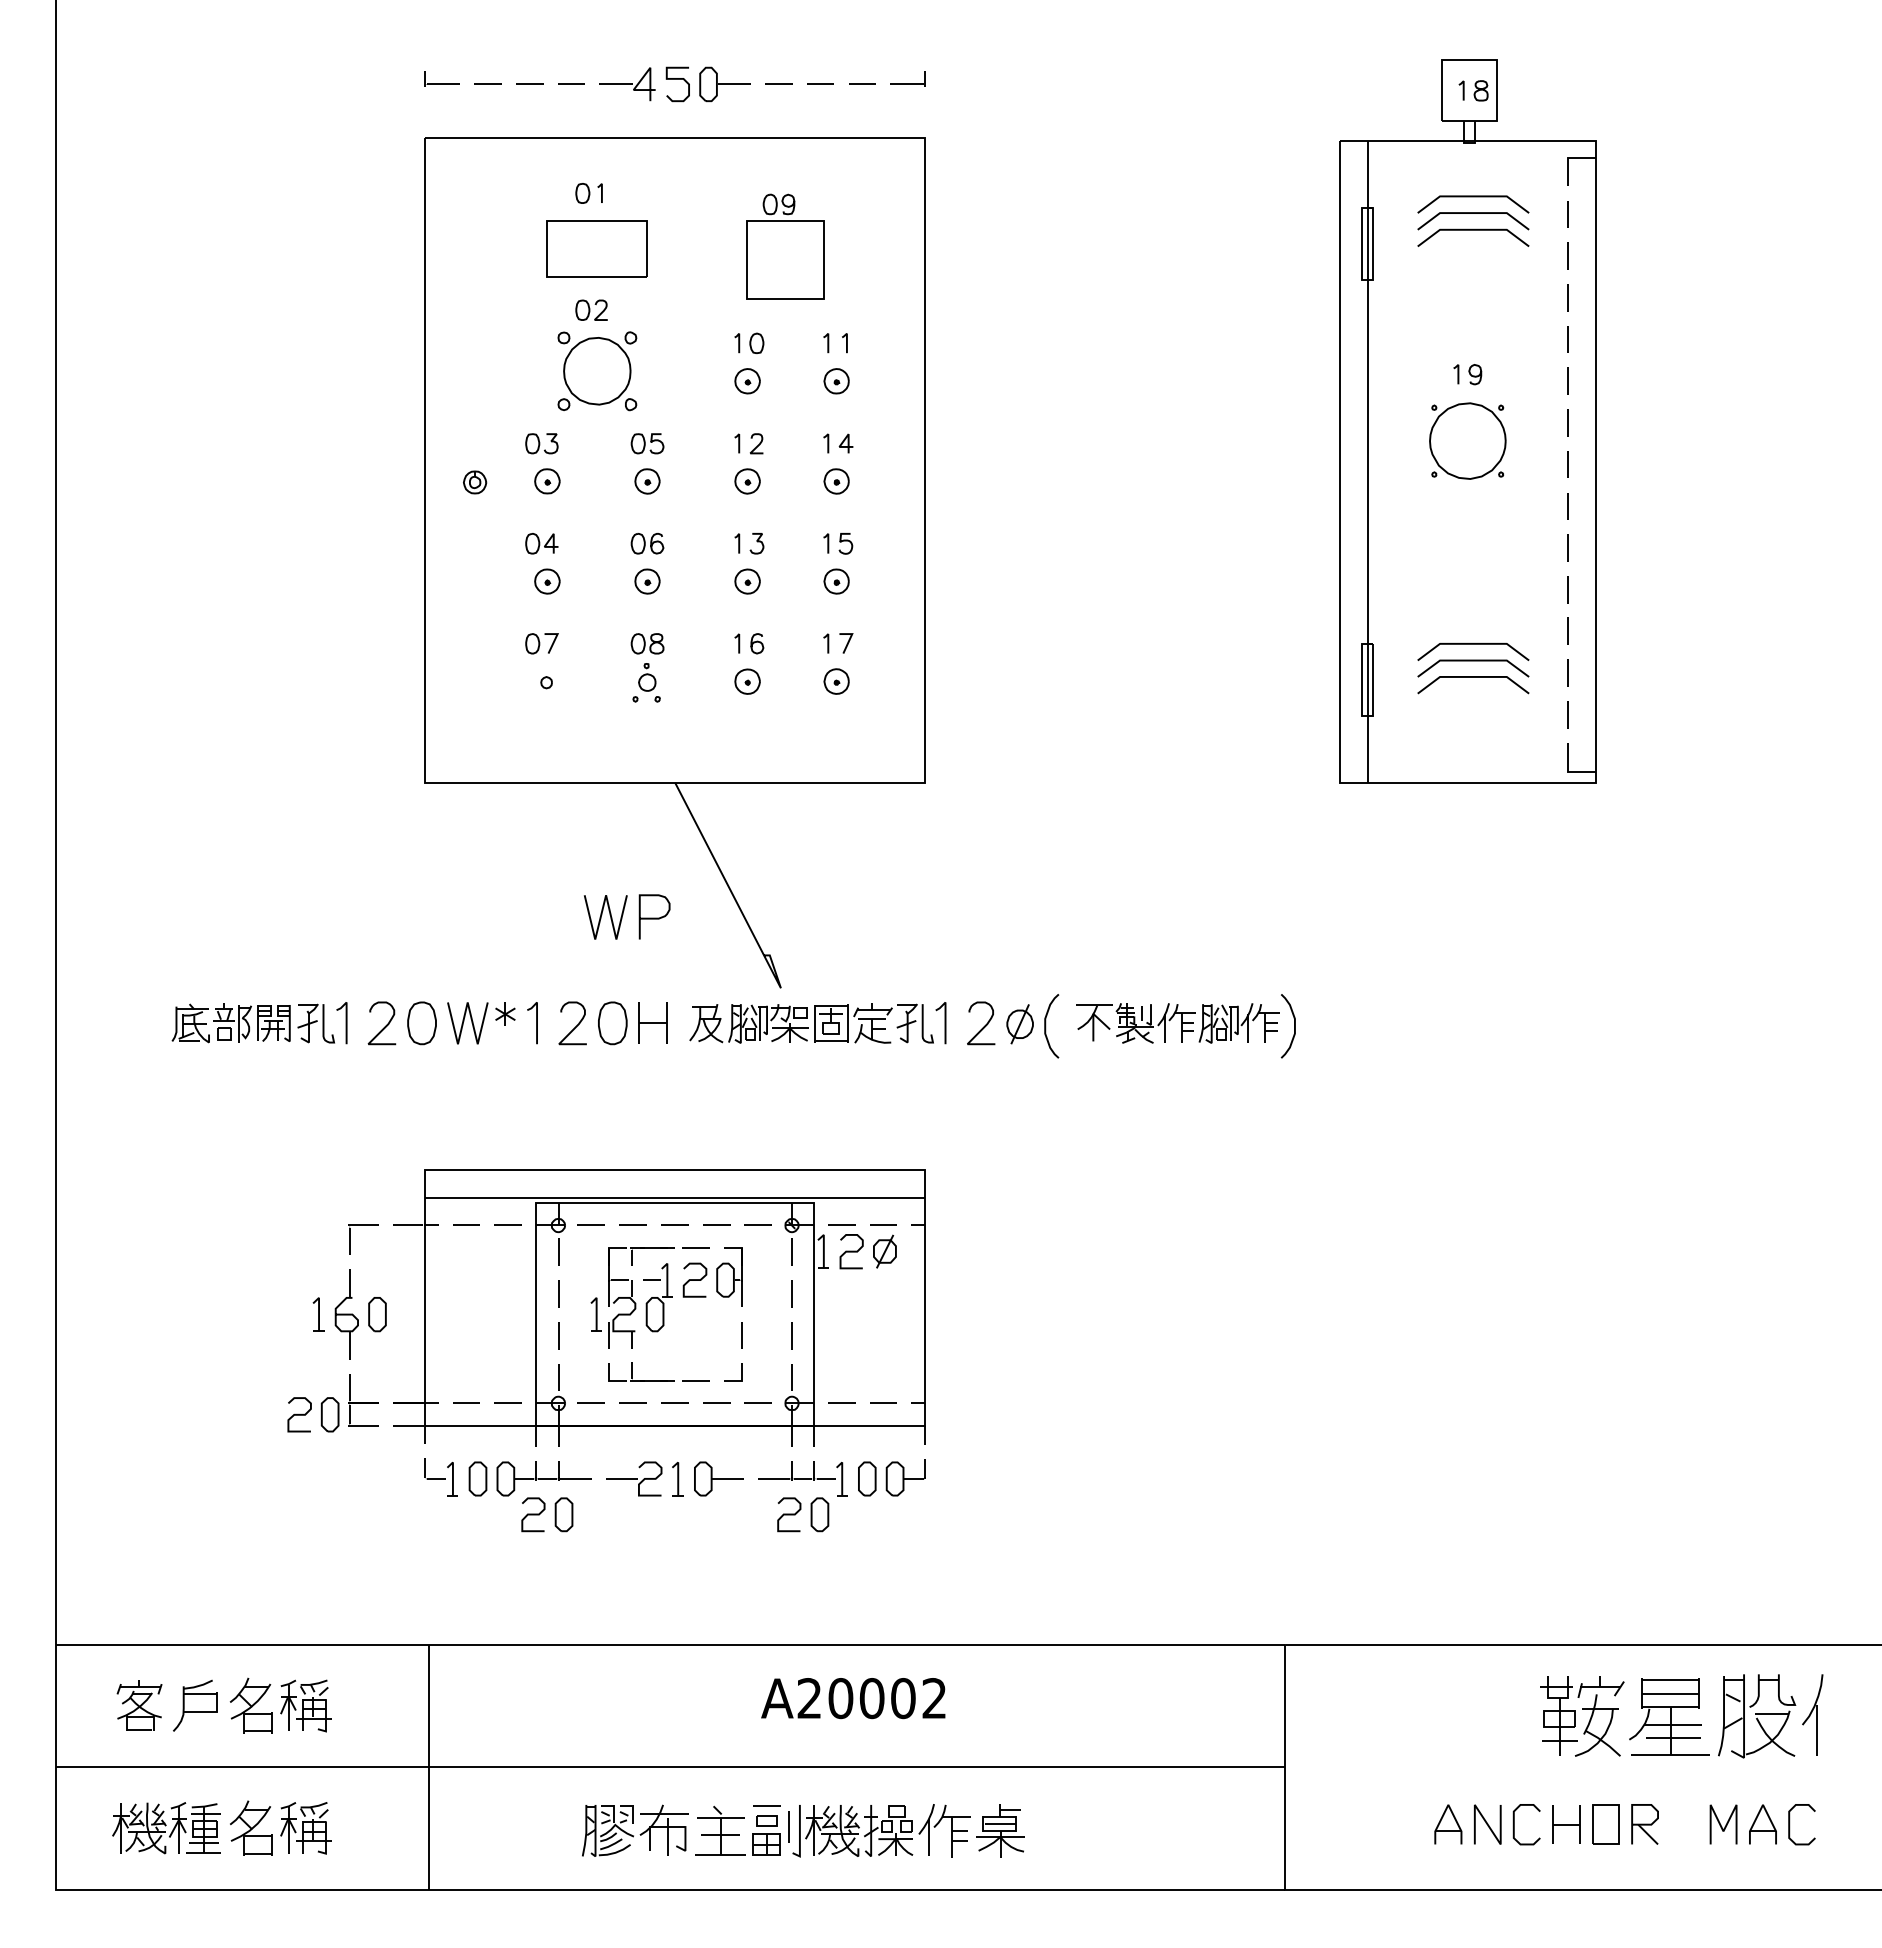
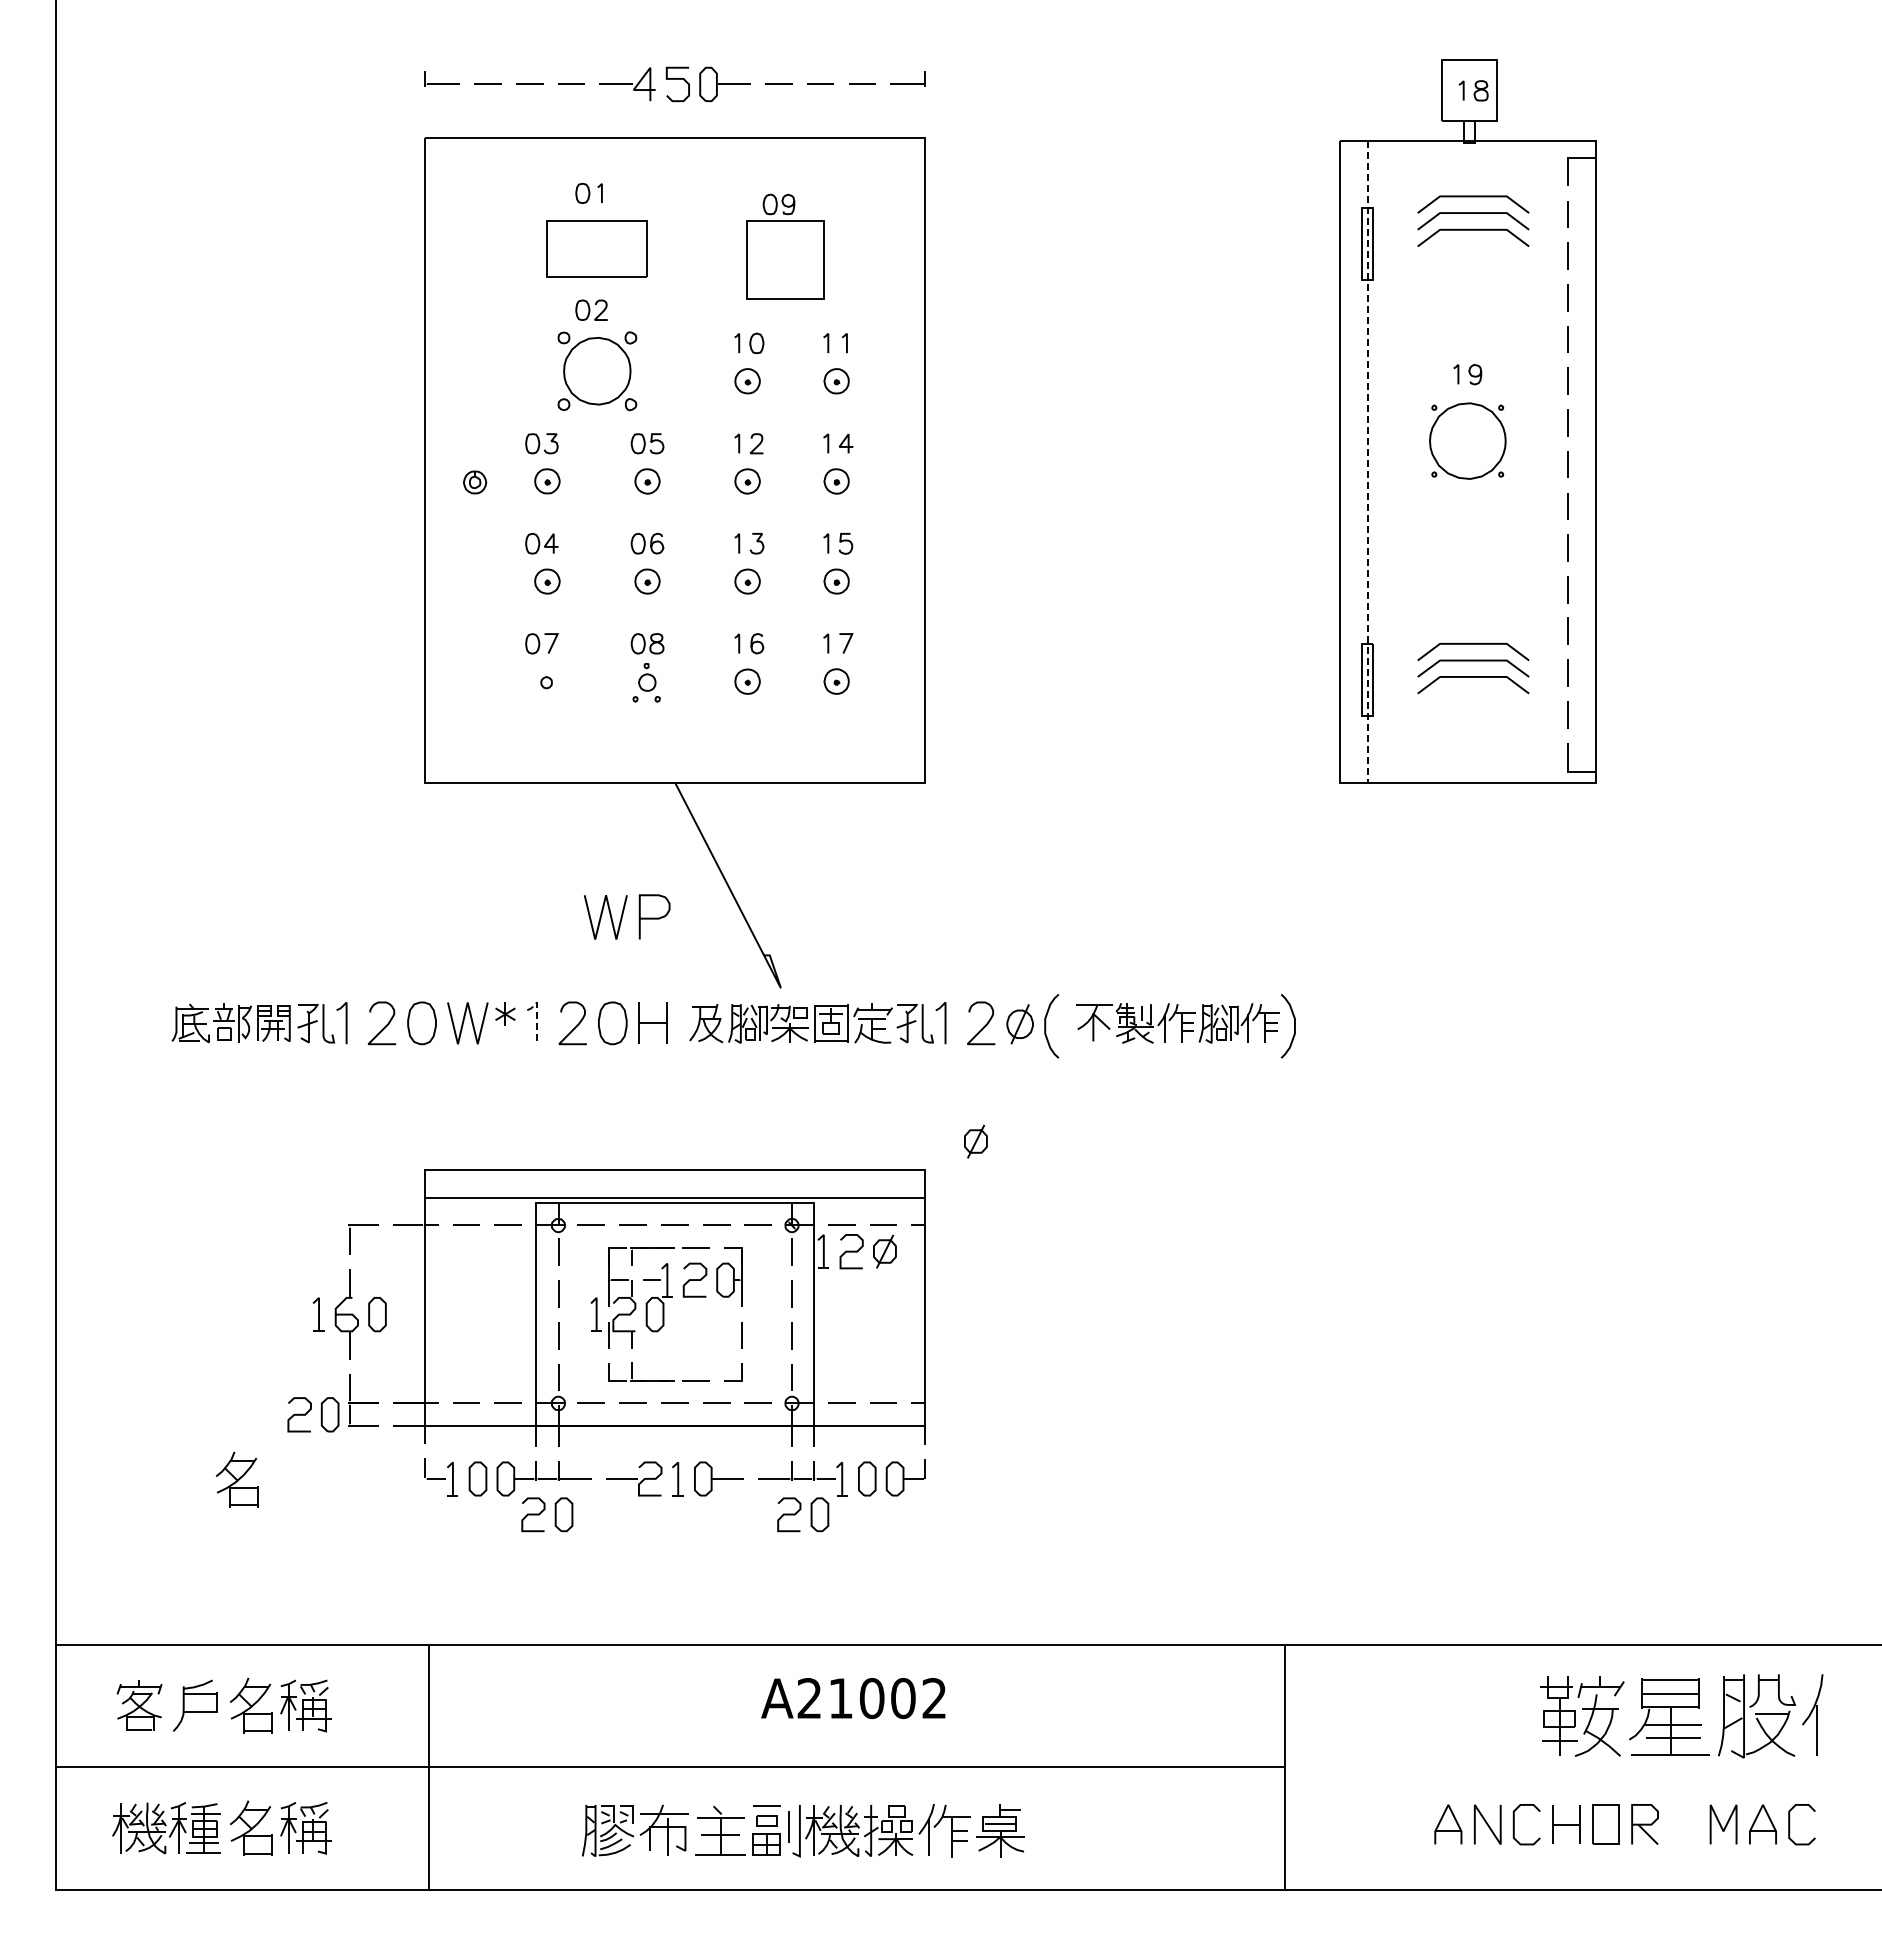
line: solid -> dashed (1367, 461)
line: solid -> dashed (537, 1015)
part: none -> present (975, 1141)
part: none -> present (236, 1479)
text: A20002 -> A21002 (840, 1698)
